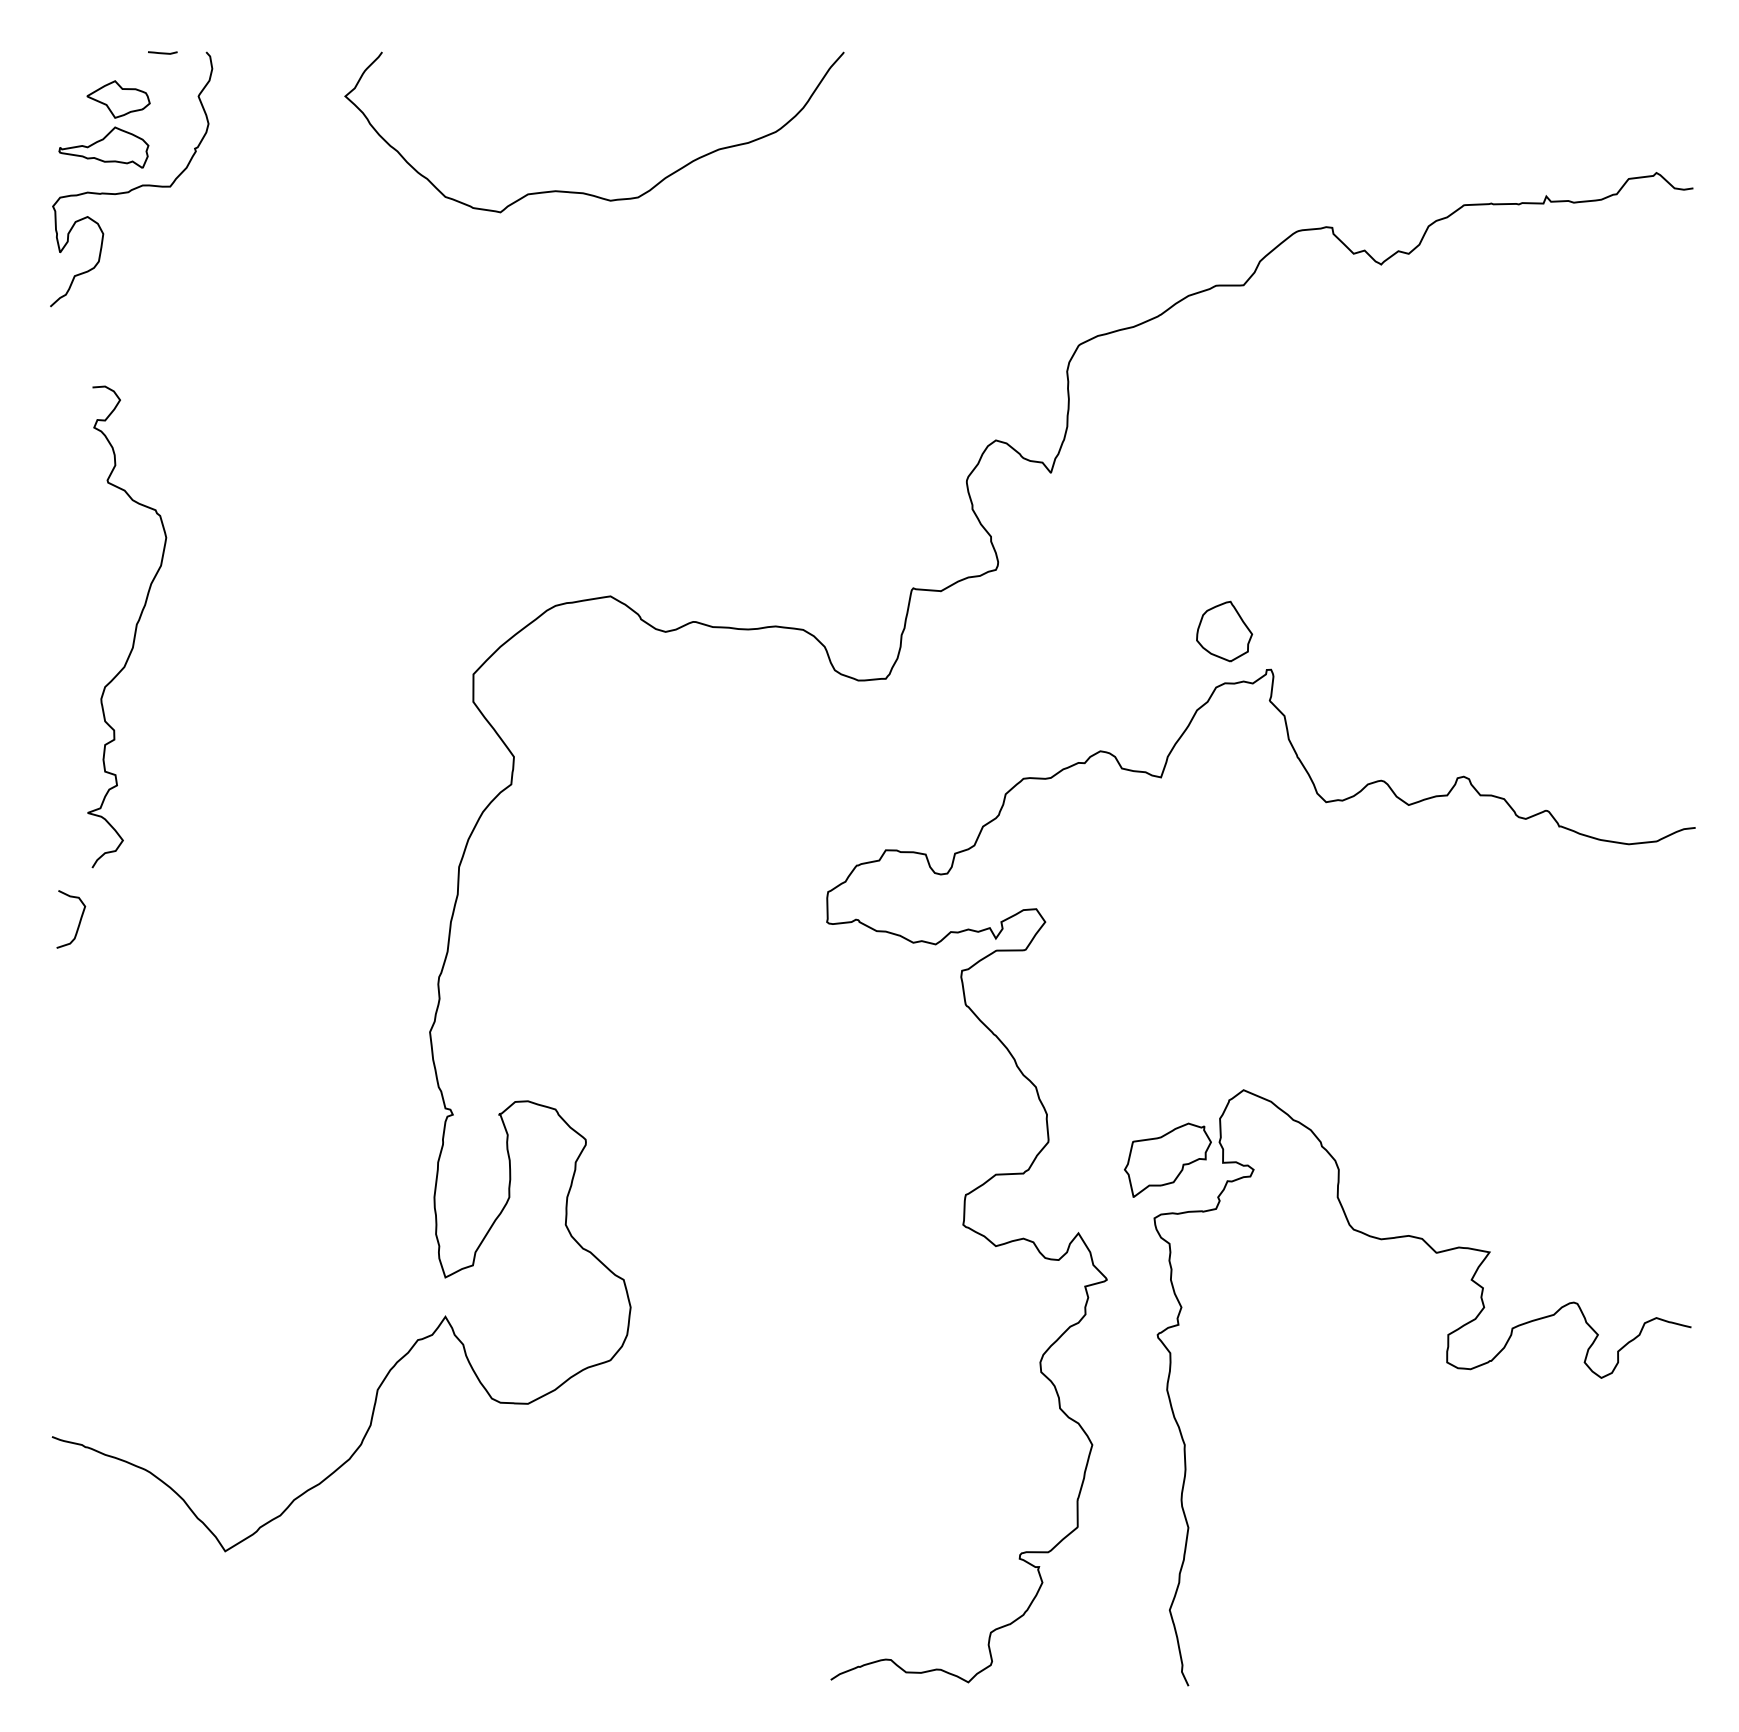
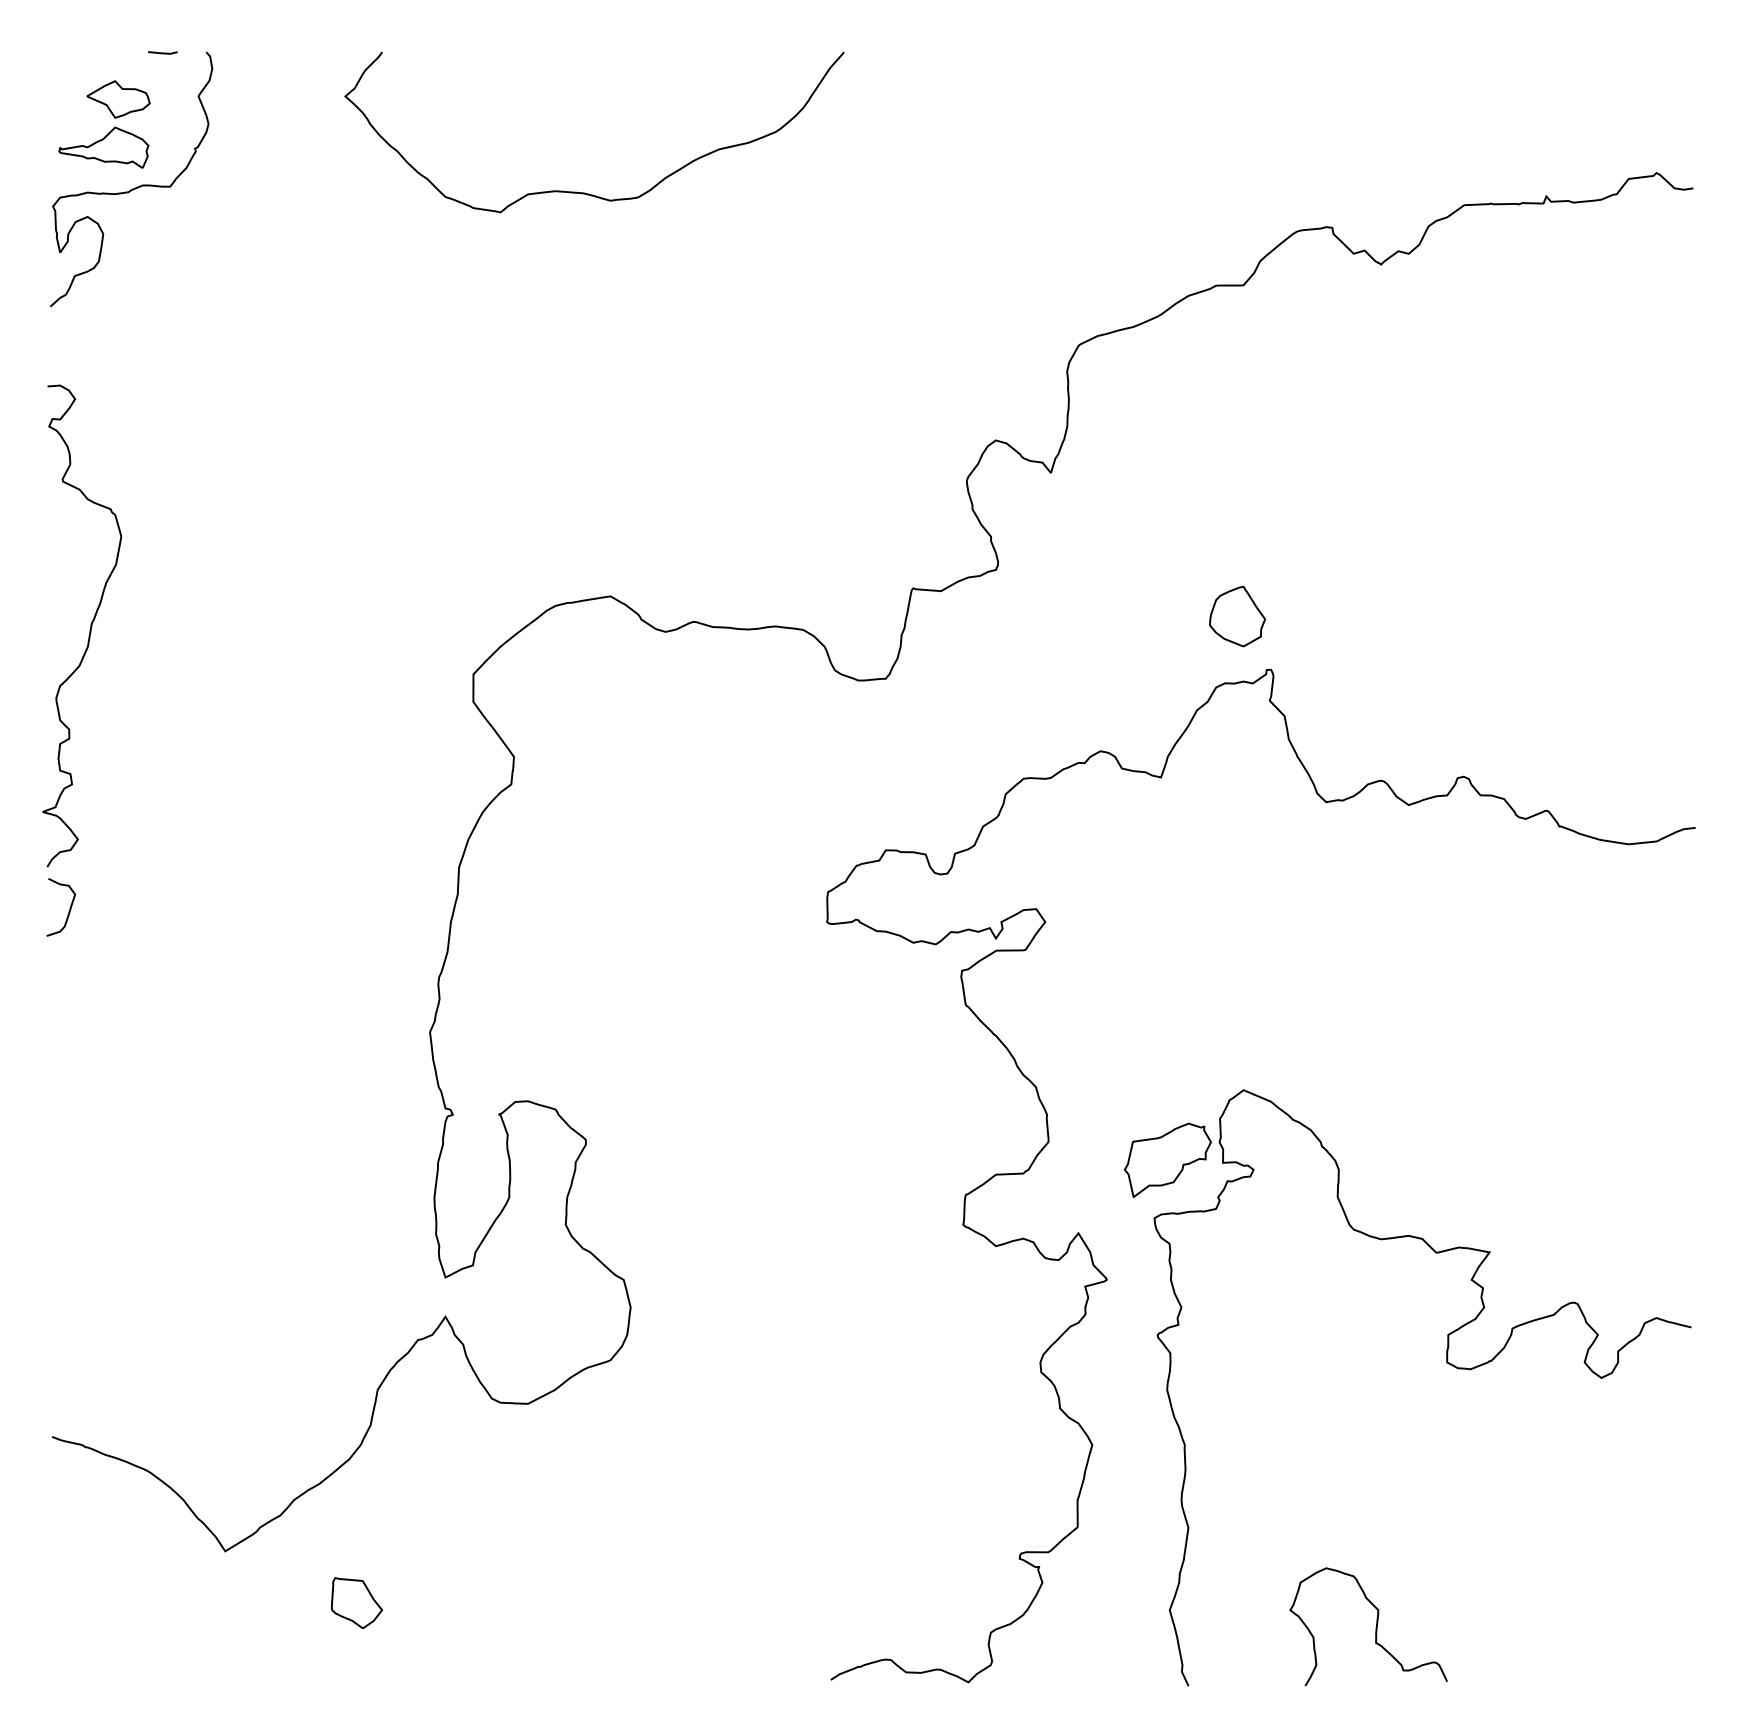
curve position: (135, 626) -> (90, 625) (90, 625)
part position: (1224, 631) -> (1237, 616) (1237, 616)
curve position: (79, 920) -> (69, 908) (69, 908)
part: none -> present (357, 1602)
curve: none -> present (1375, 1627)
